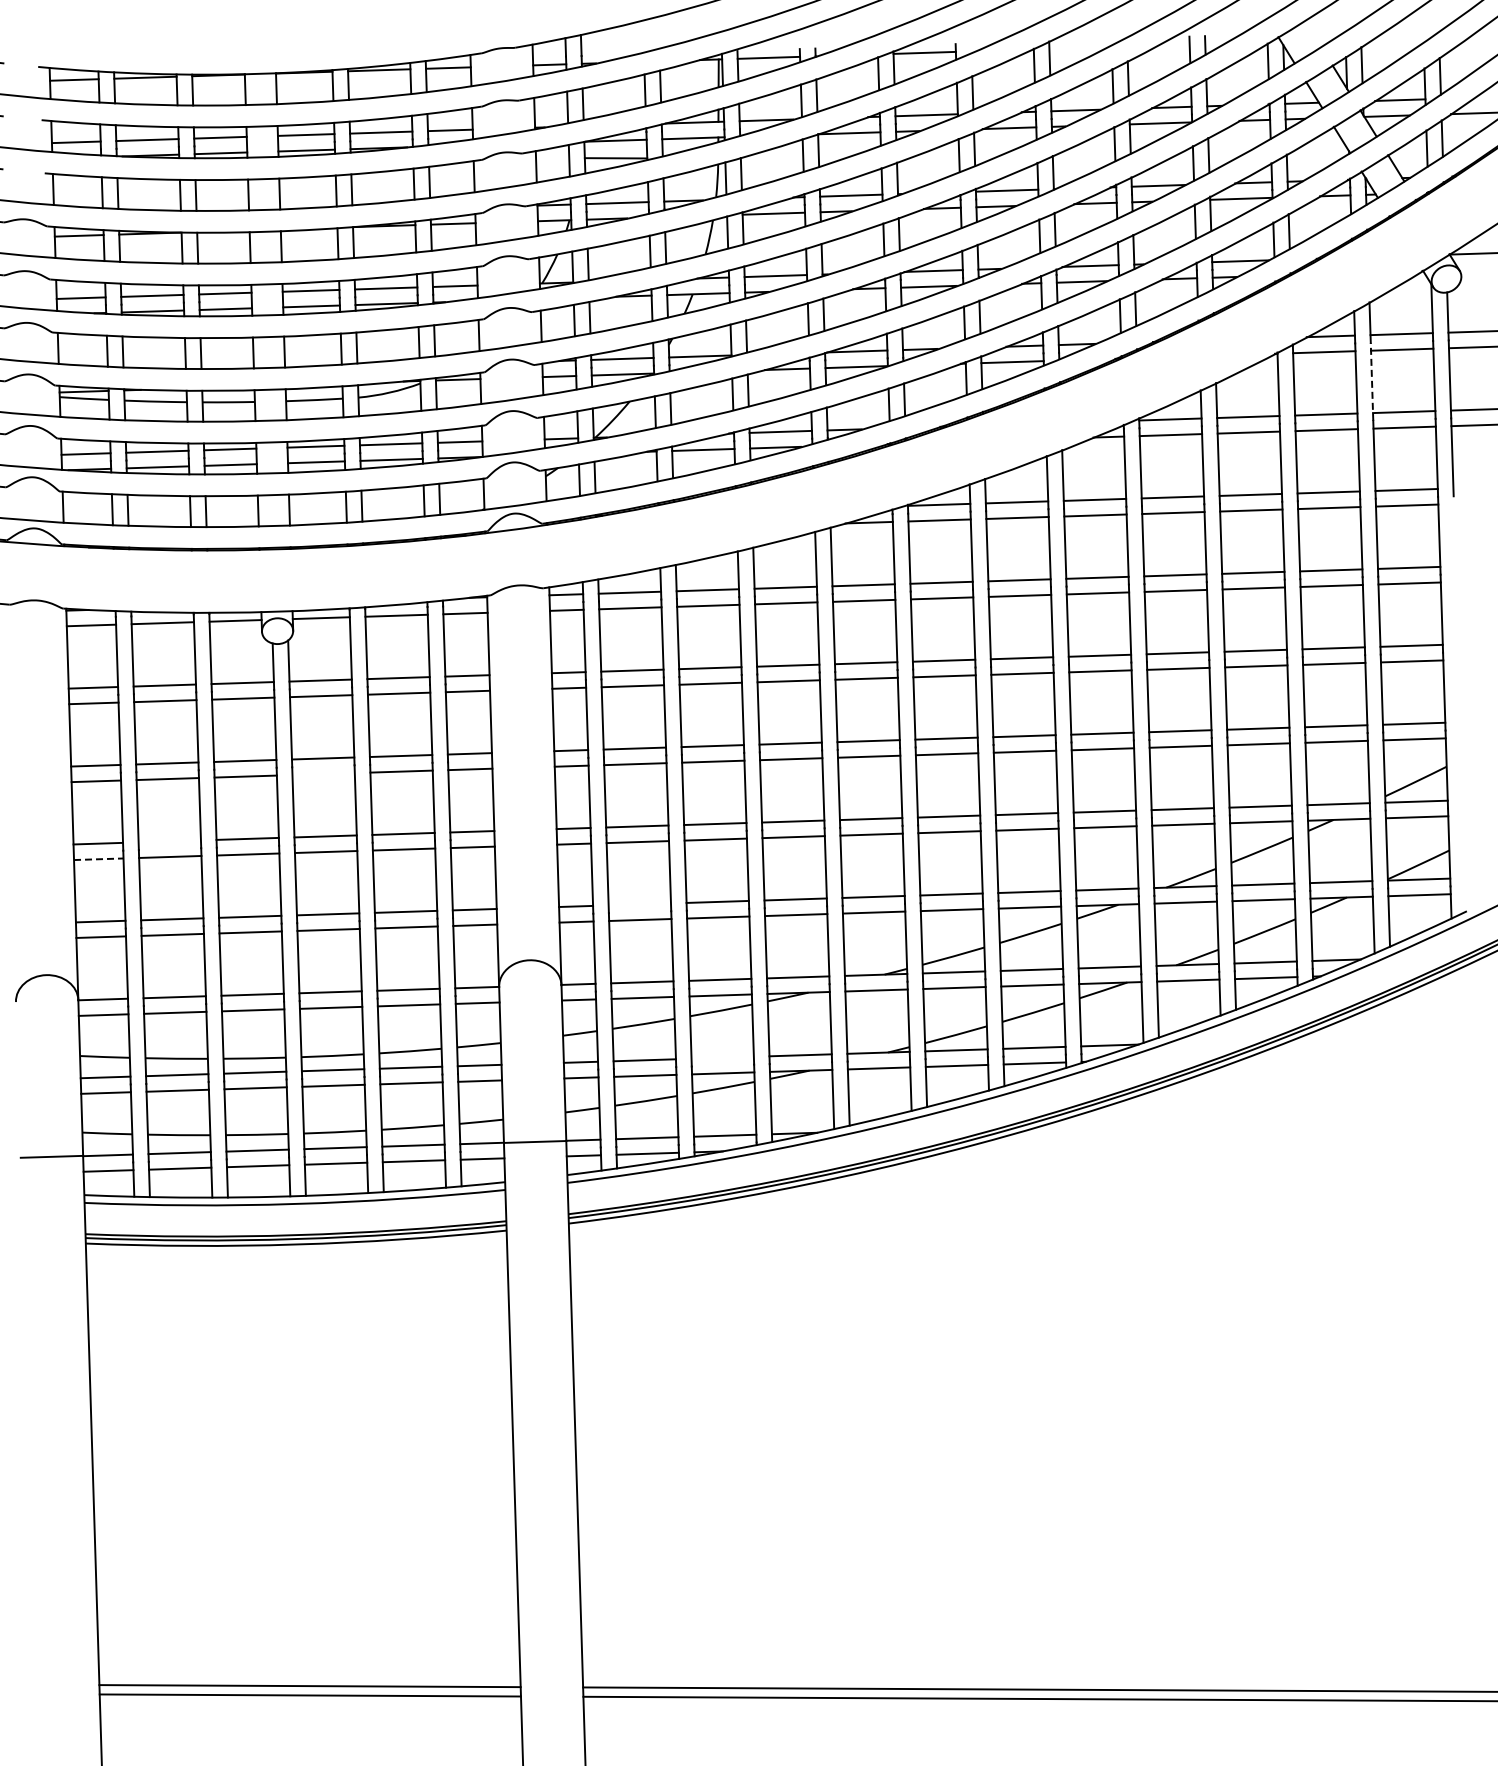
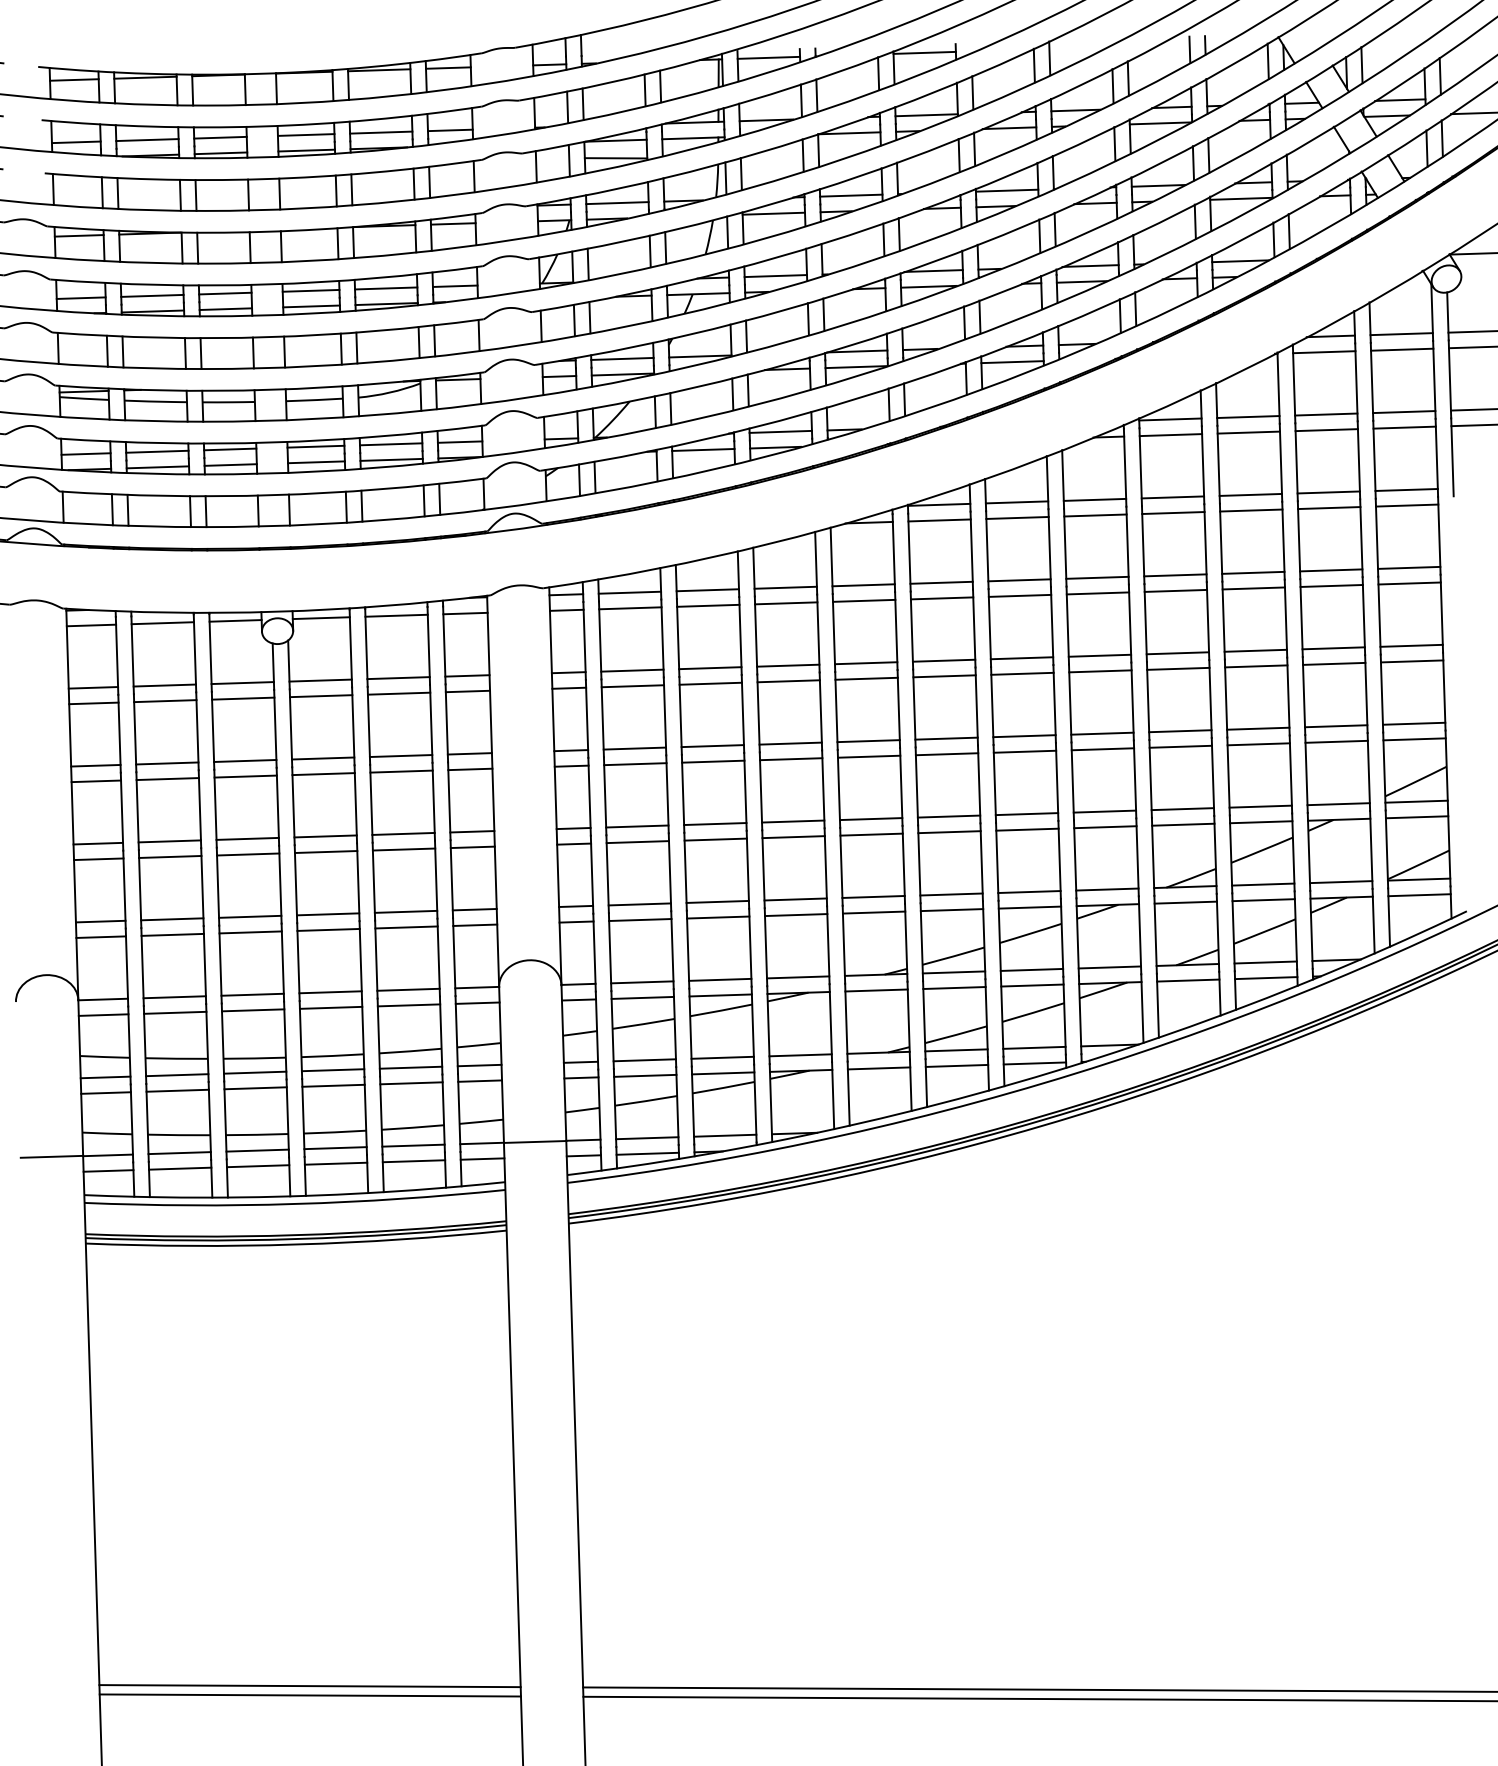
line: dashed -> solid (1372, 381)
line: none -> present (323, 774)
line: none -> present (169, 841)
line: dashed -> solid (98, 859)
line: none -> present (639, 904)
line: none -> present (722, 1057)
